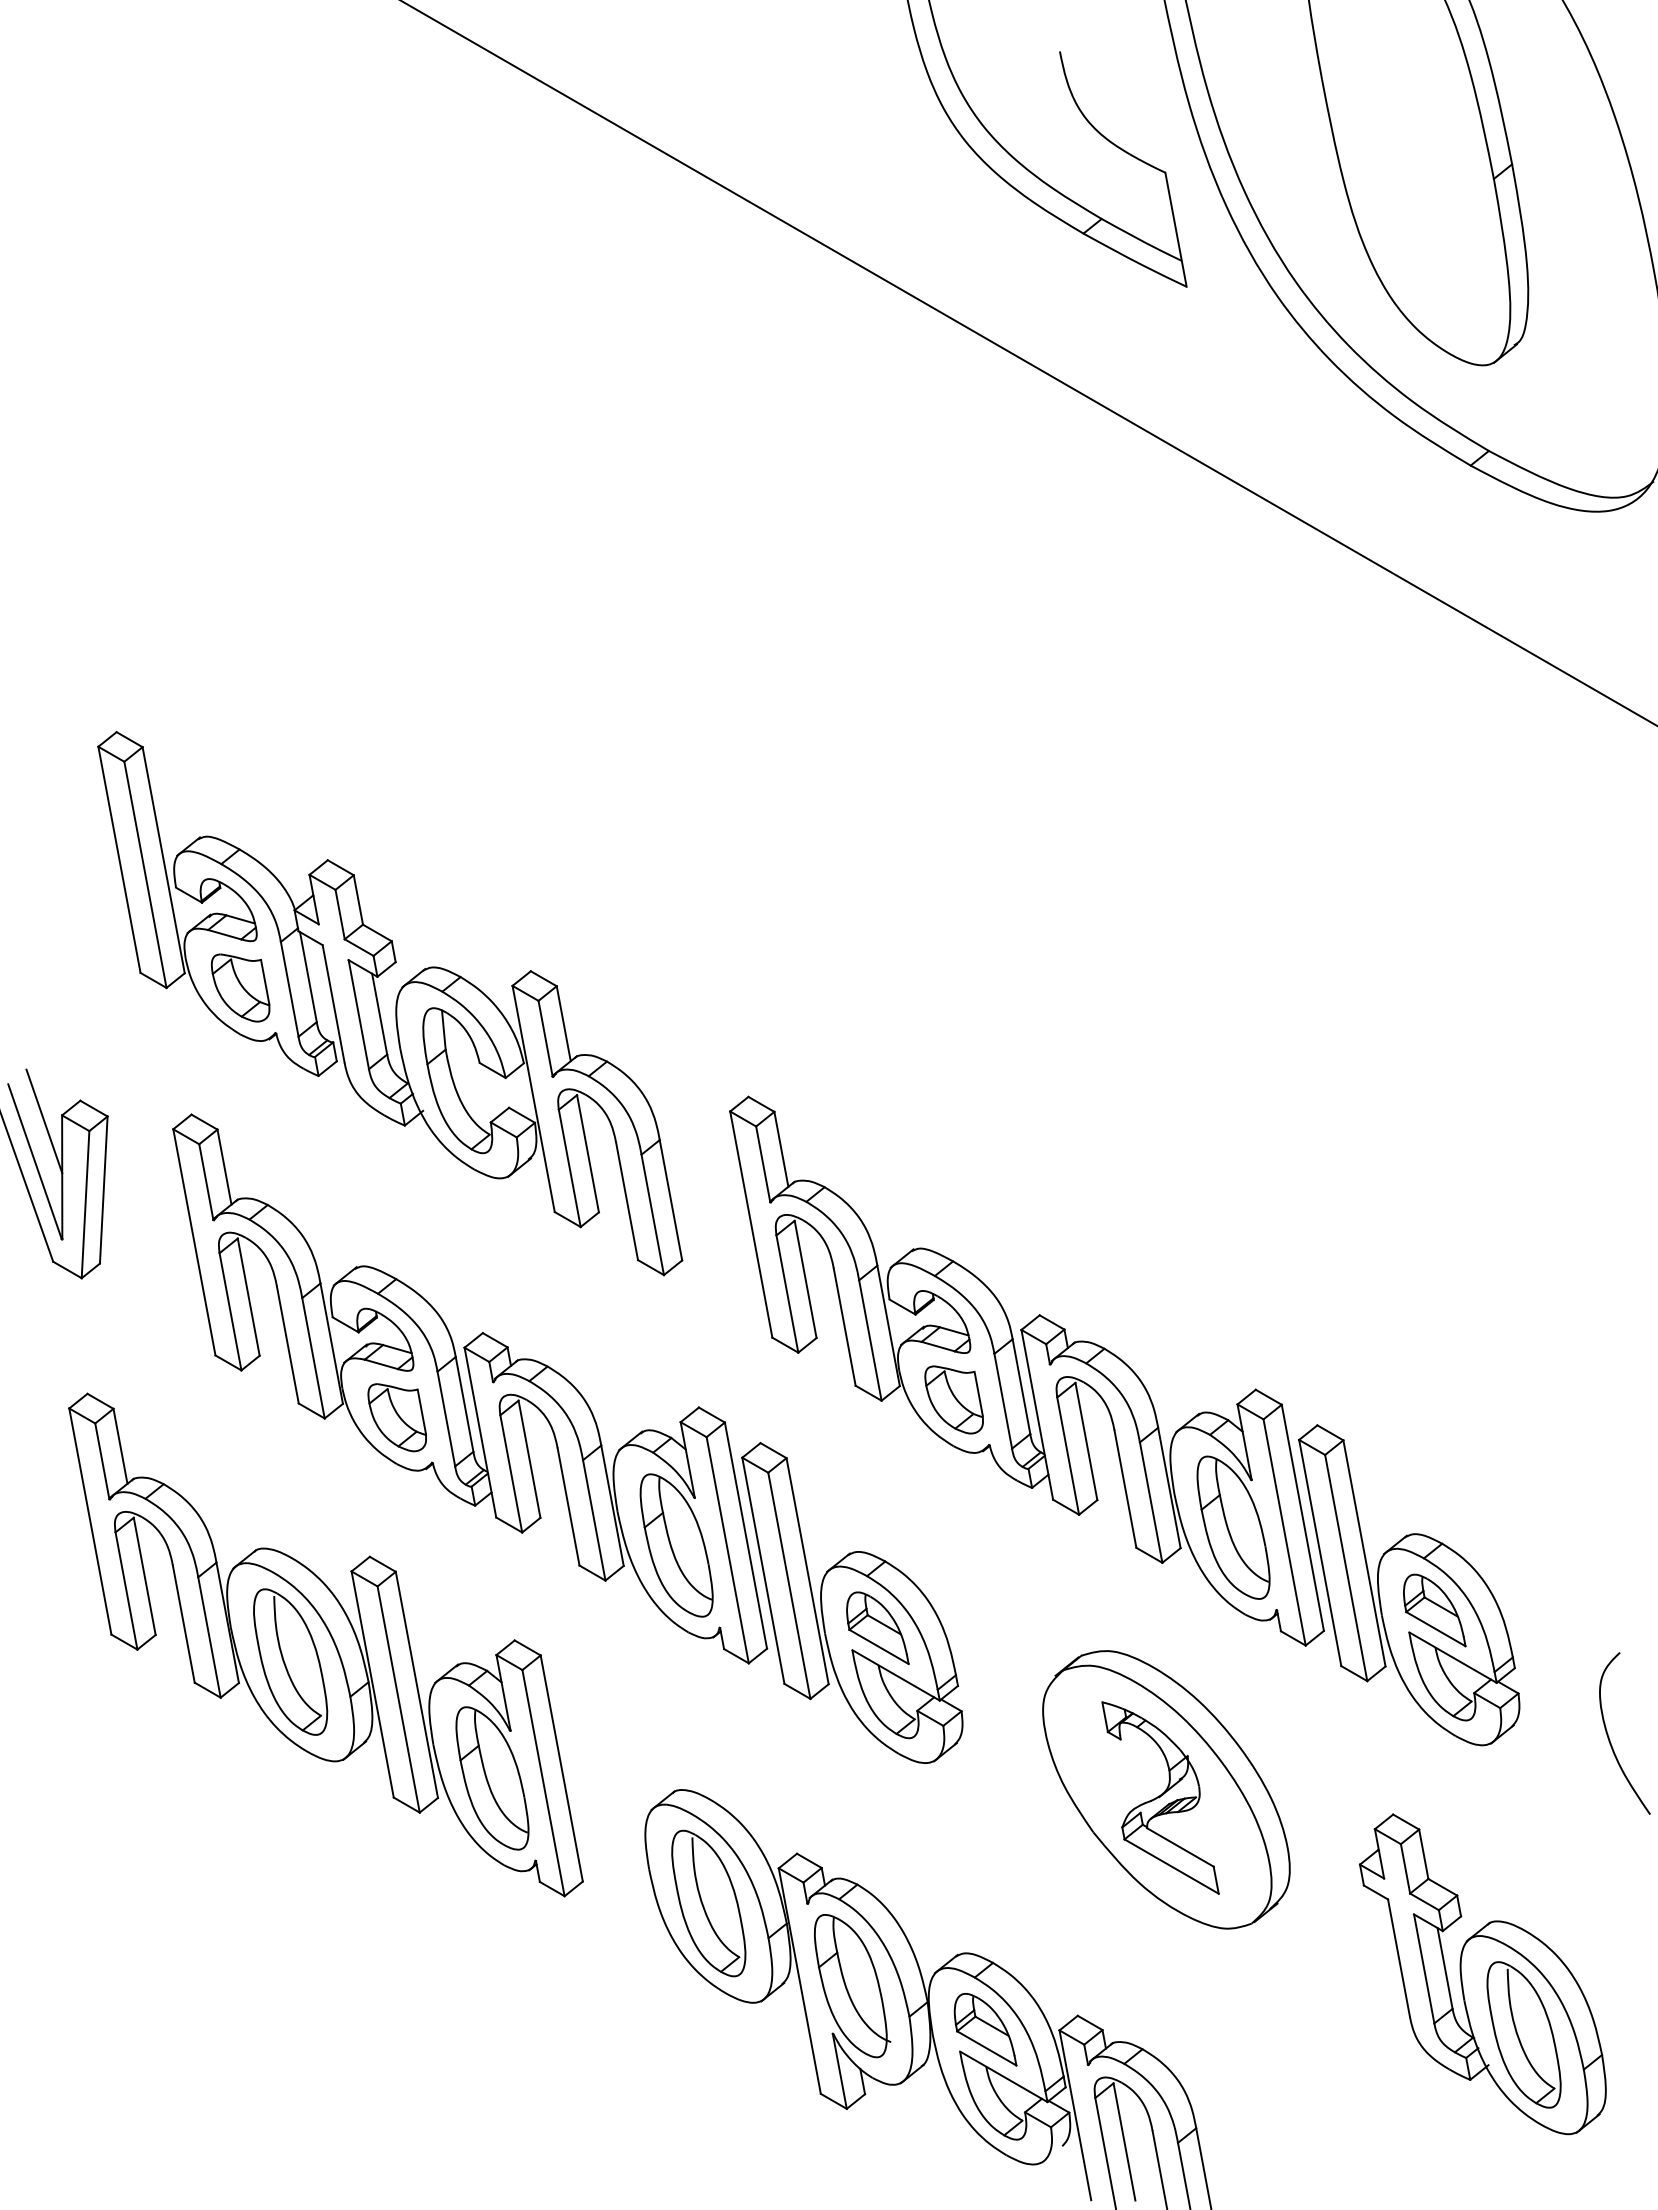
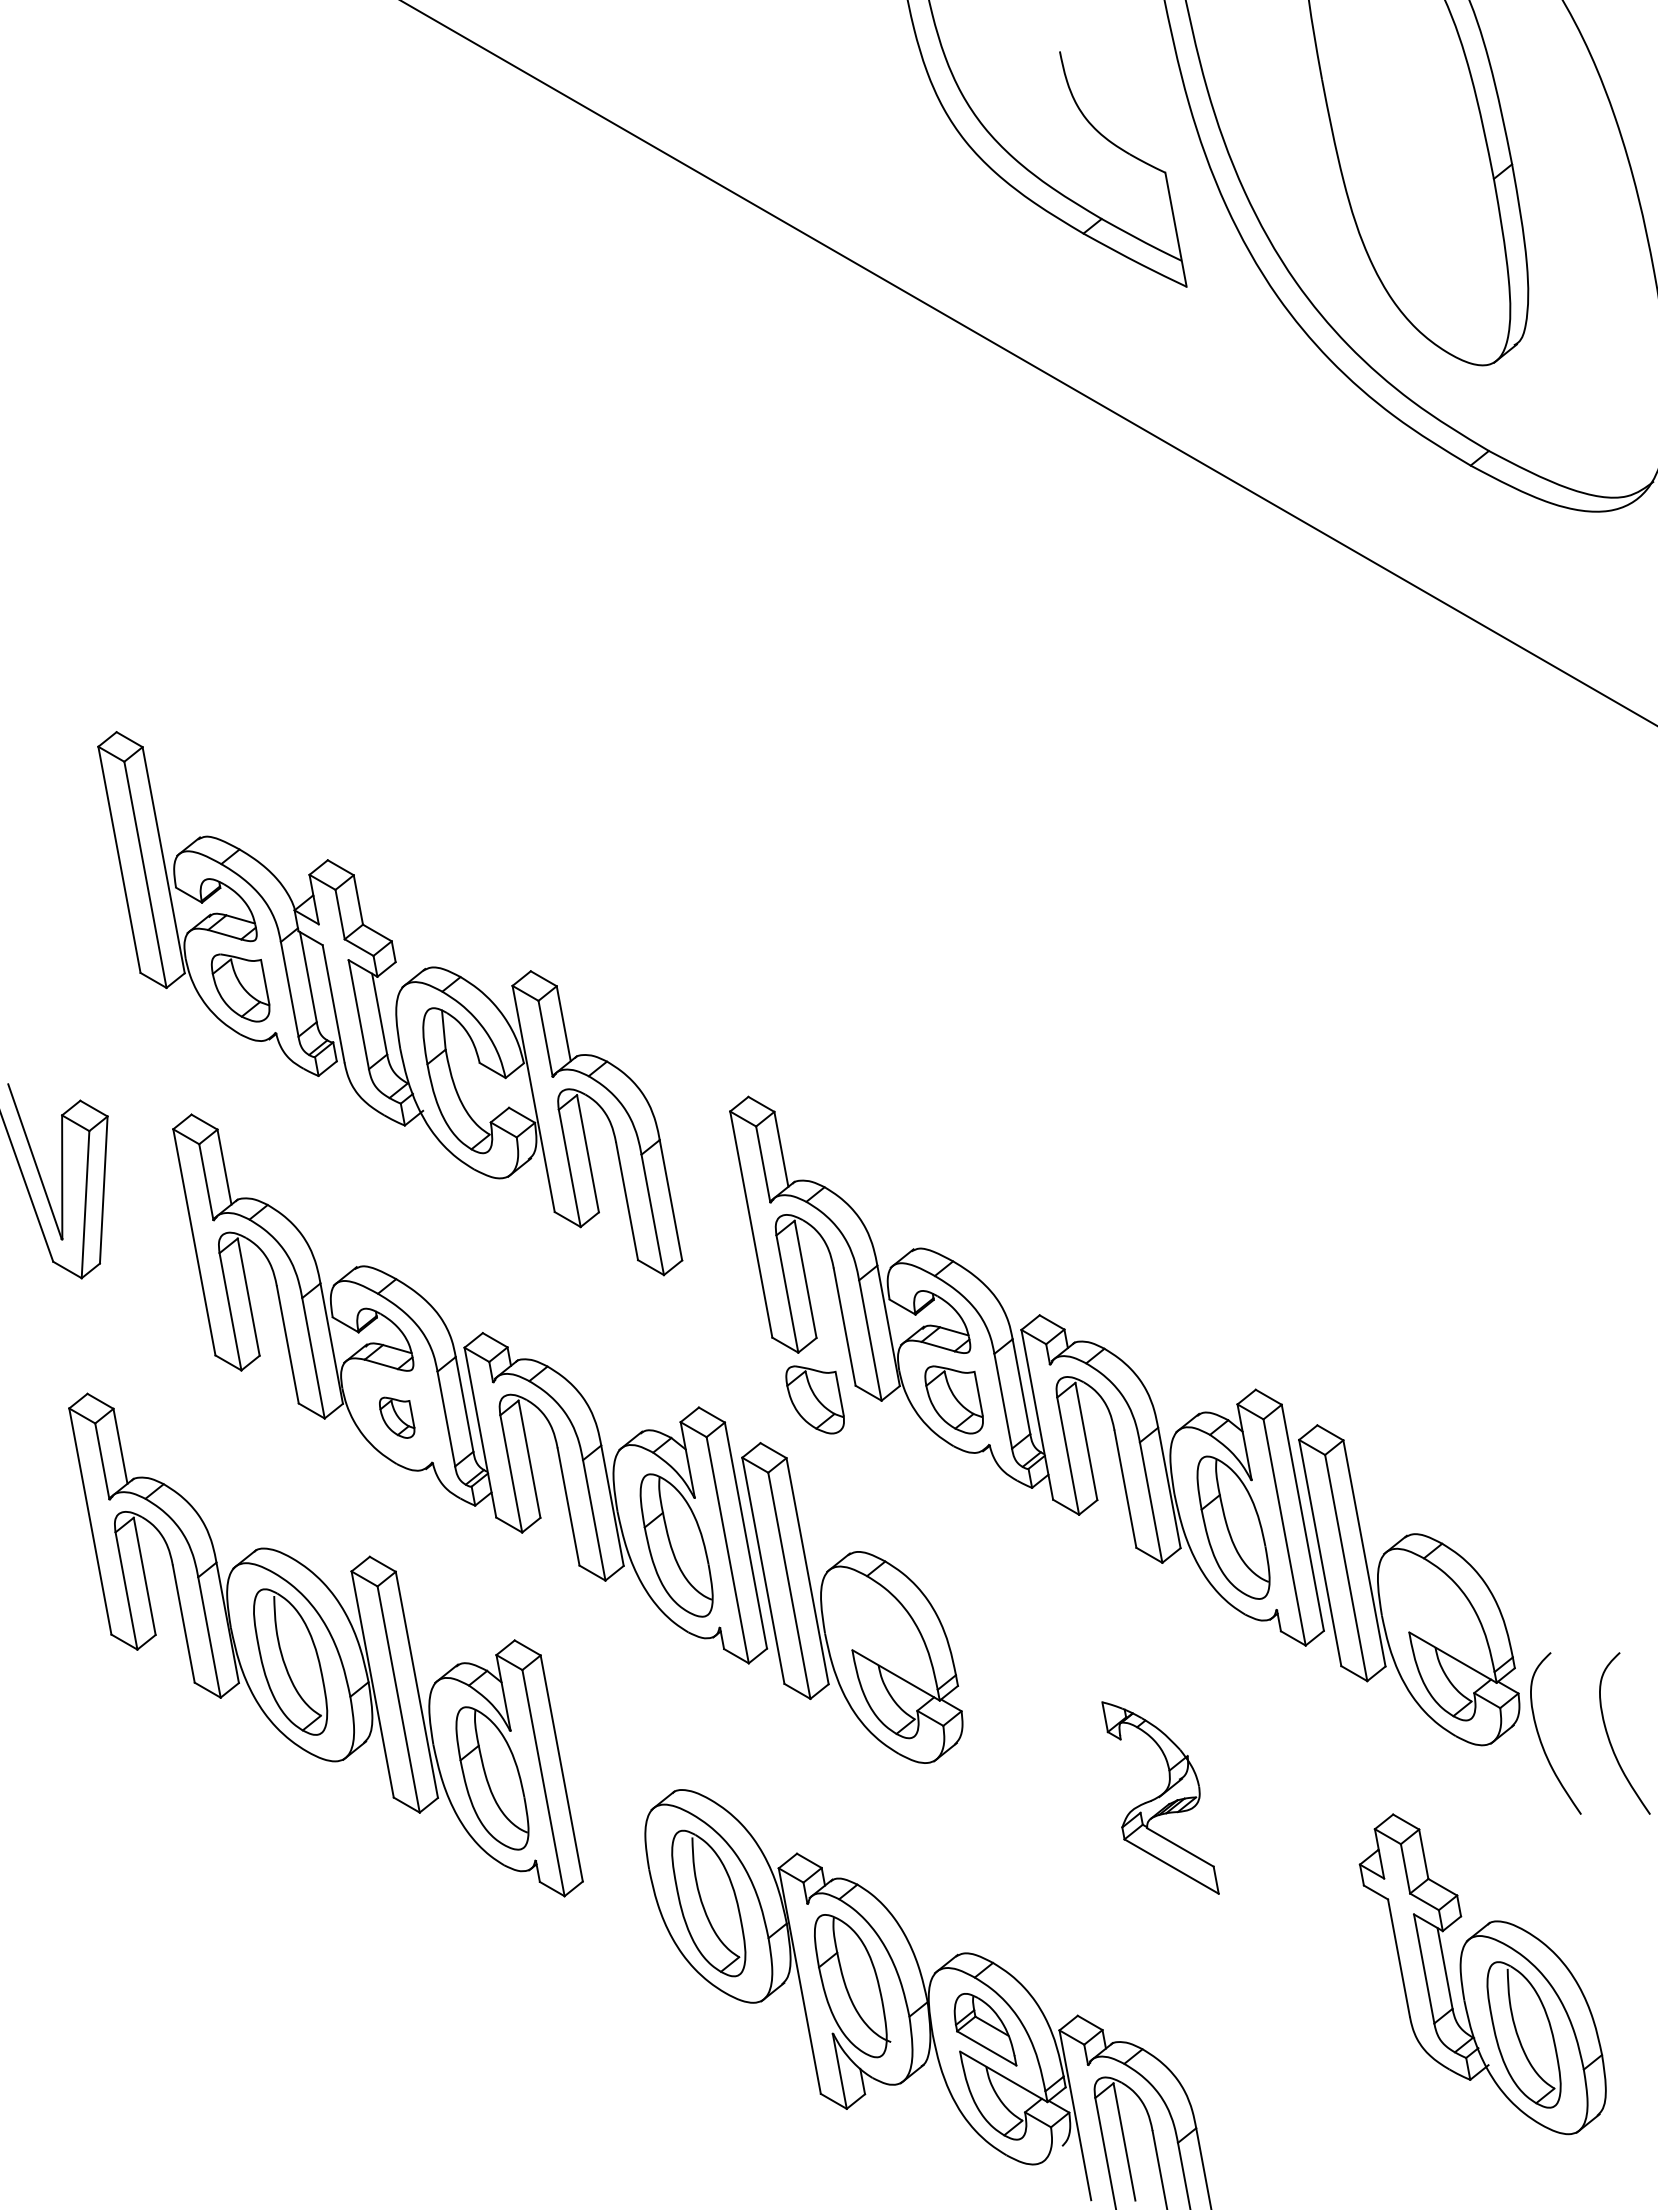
line: present -> none (44, 1121)
part: none -> present (814, 1399)
part size: 60x70 px -> 37x43 px (397, 1417)
part: present -> none (1434, 1610)
part: present -> none (877, 1627)
curve: none -> present (1540, 1737)
part: present -> none (1166, 1789)
